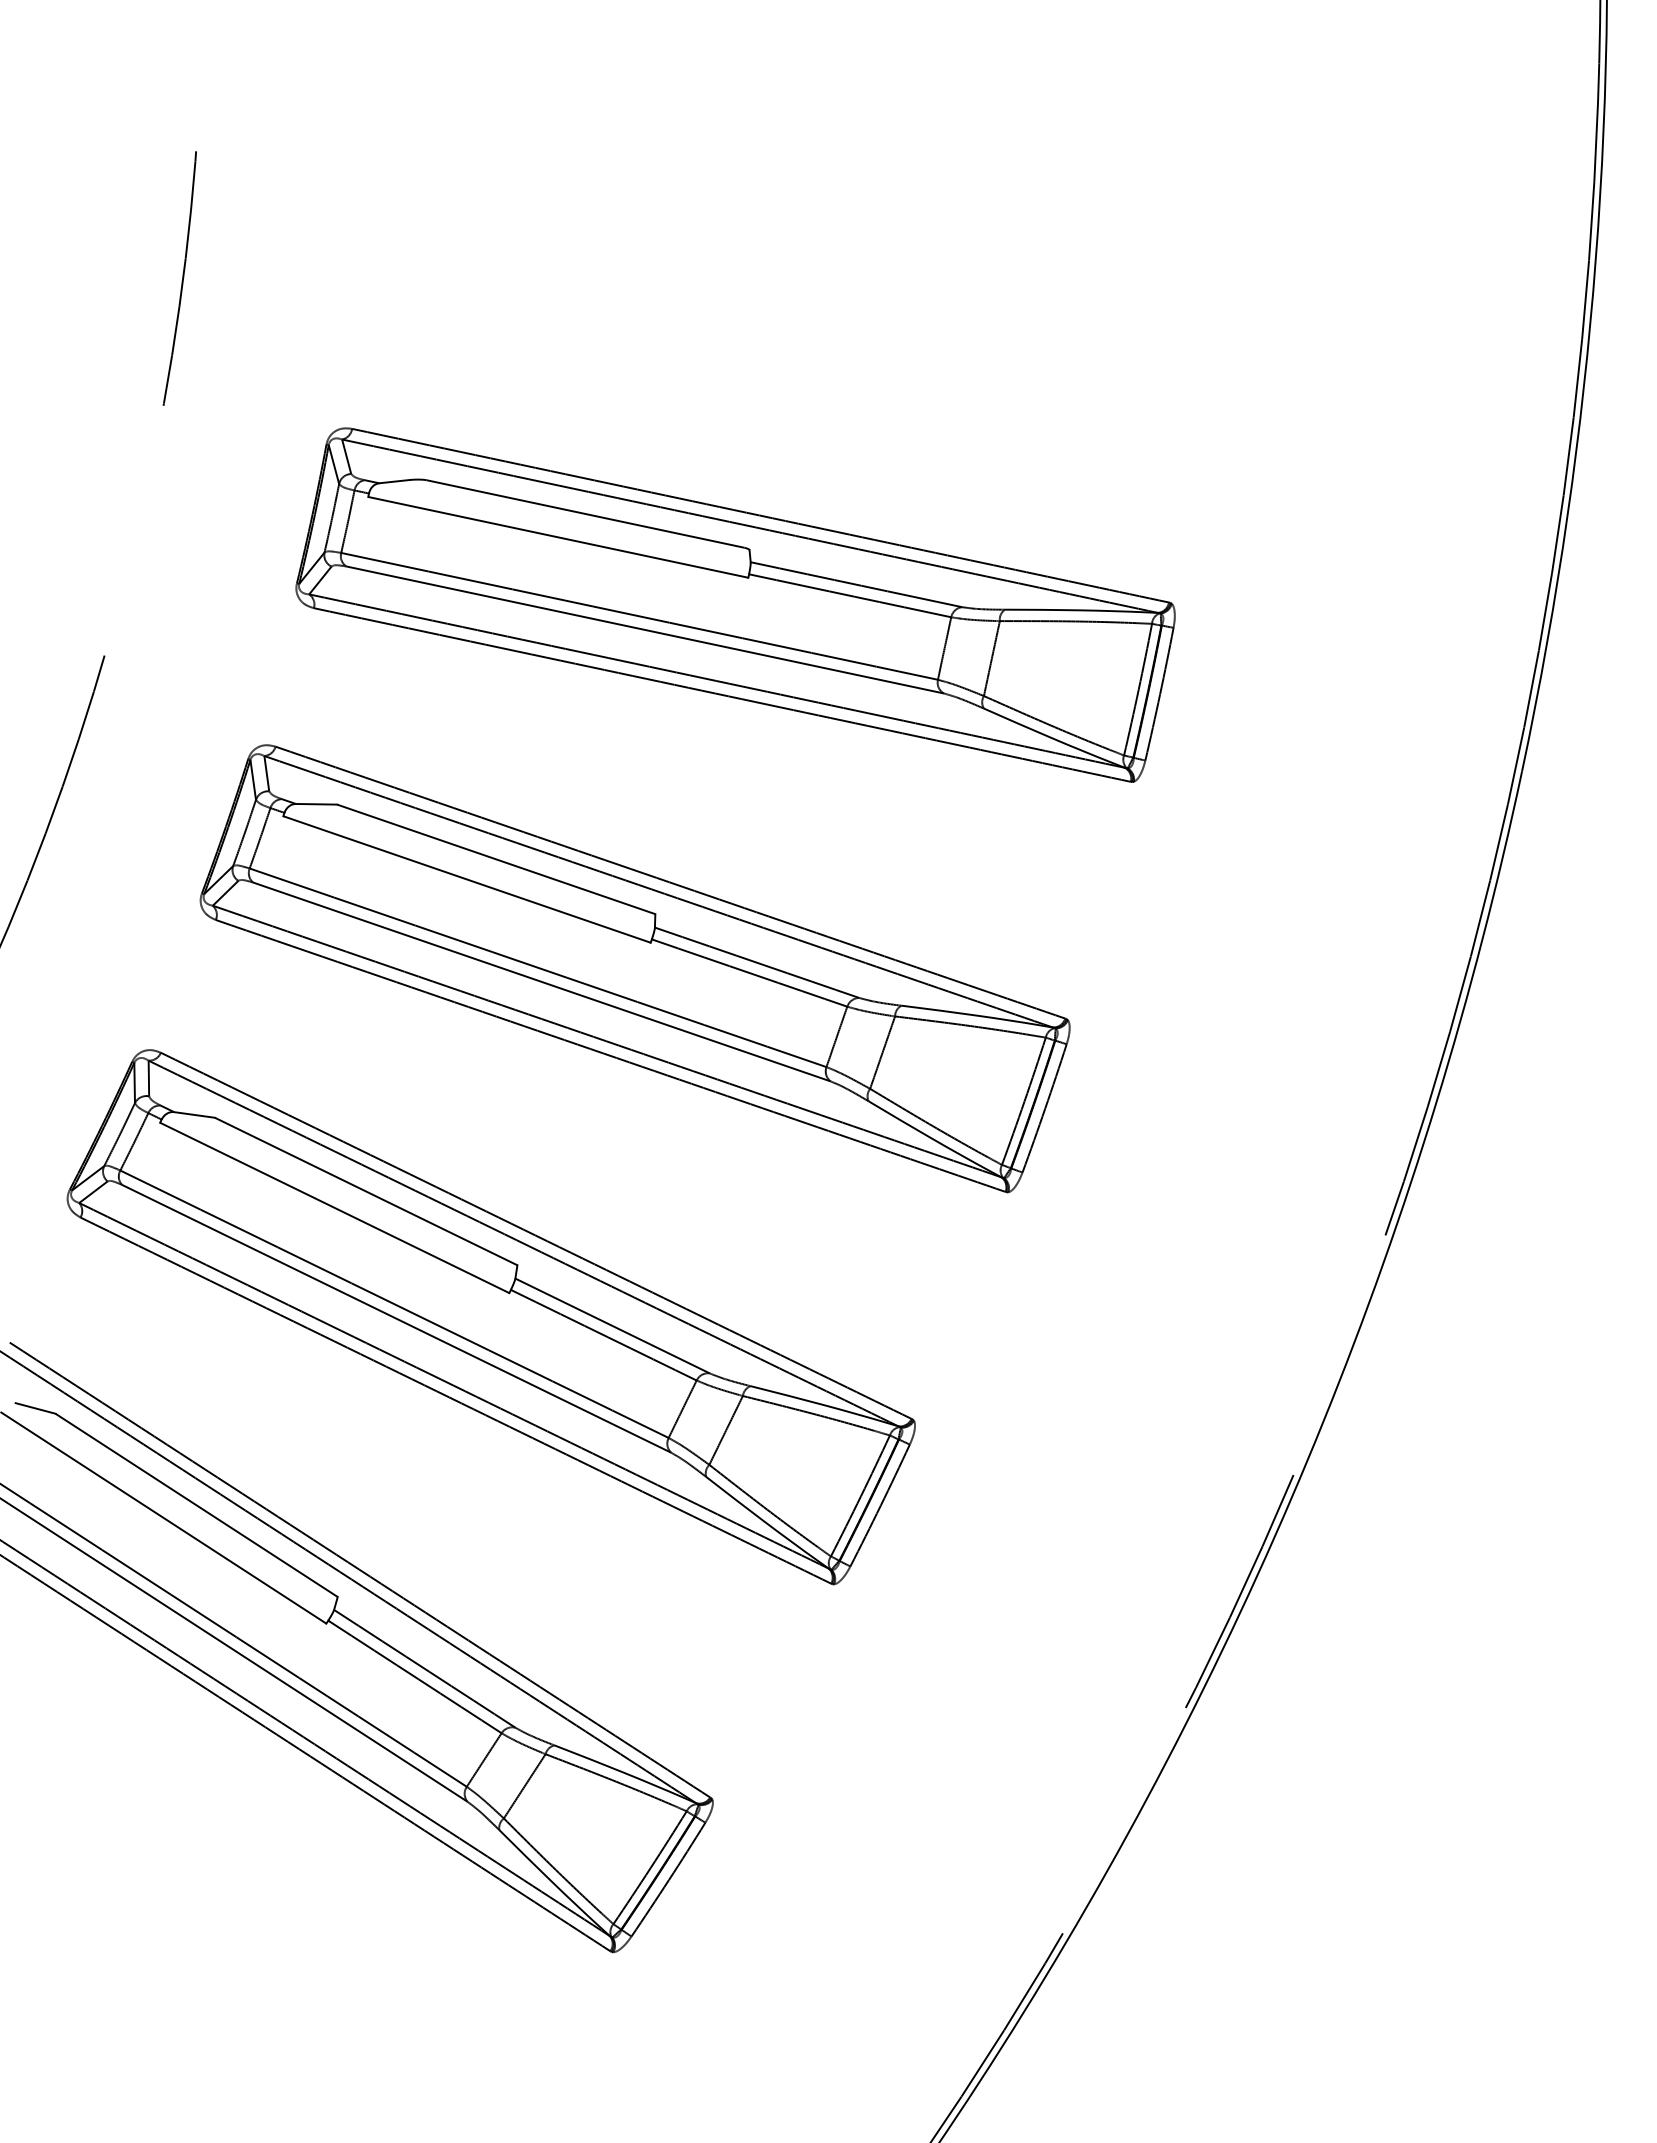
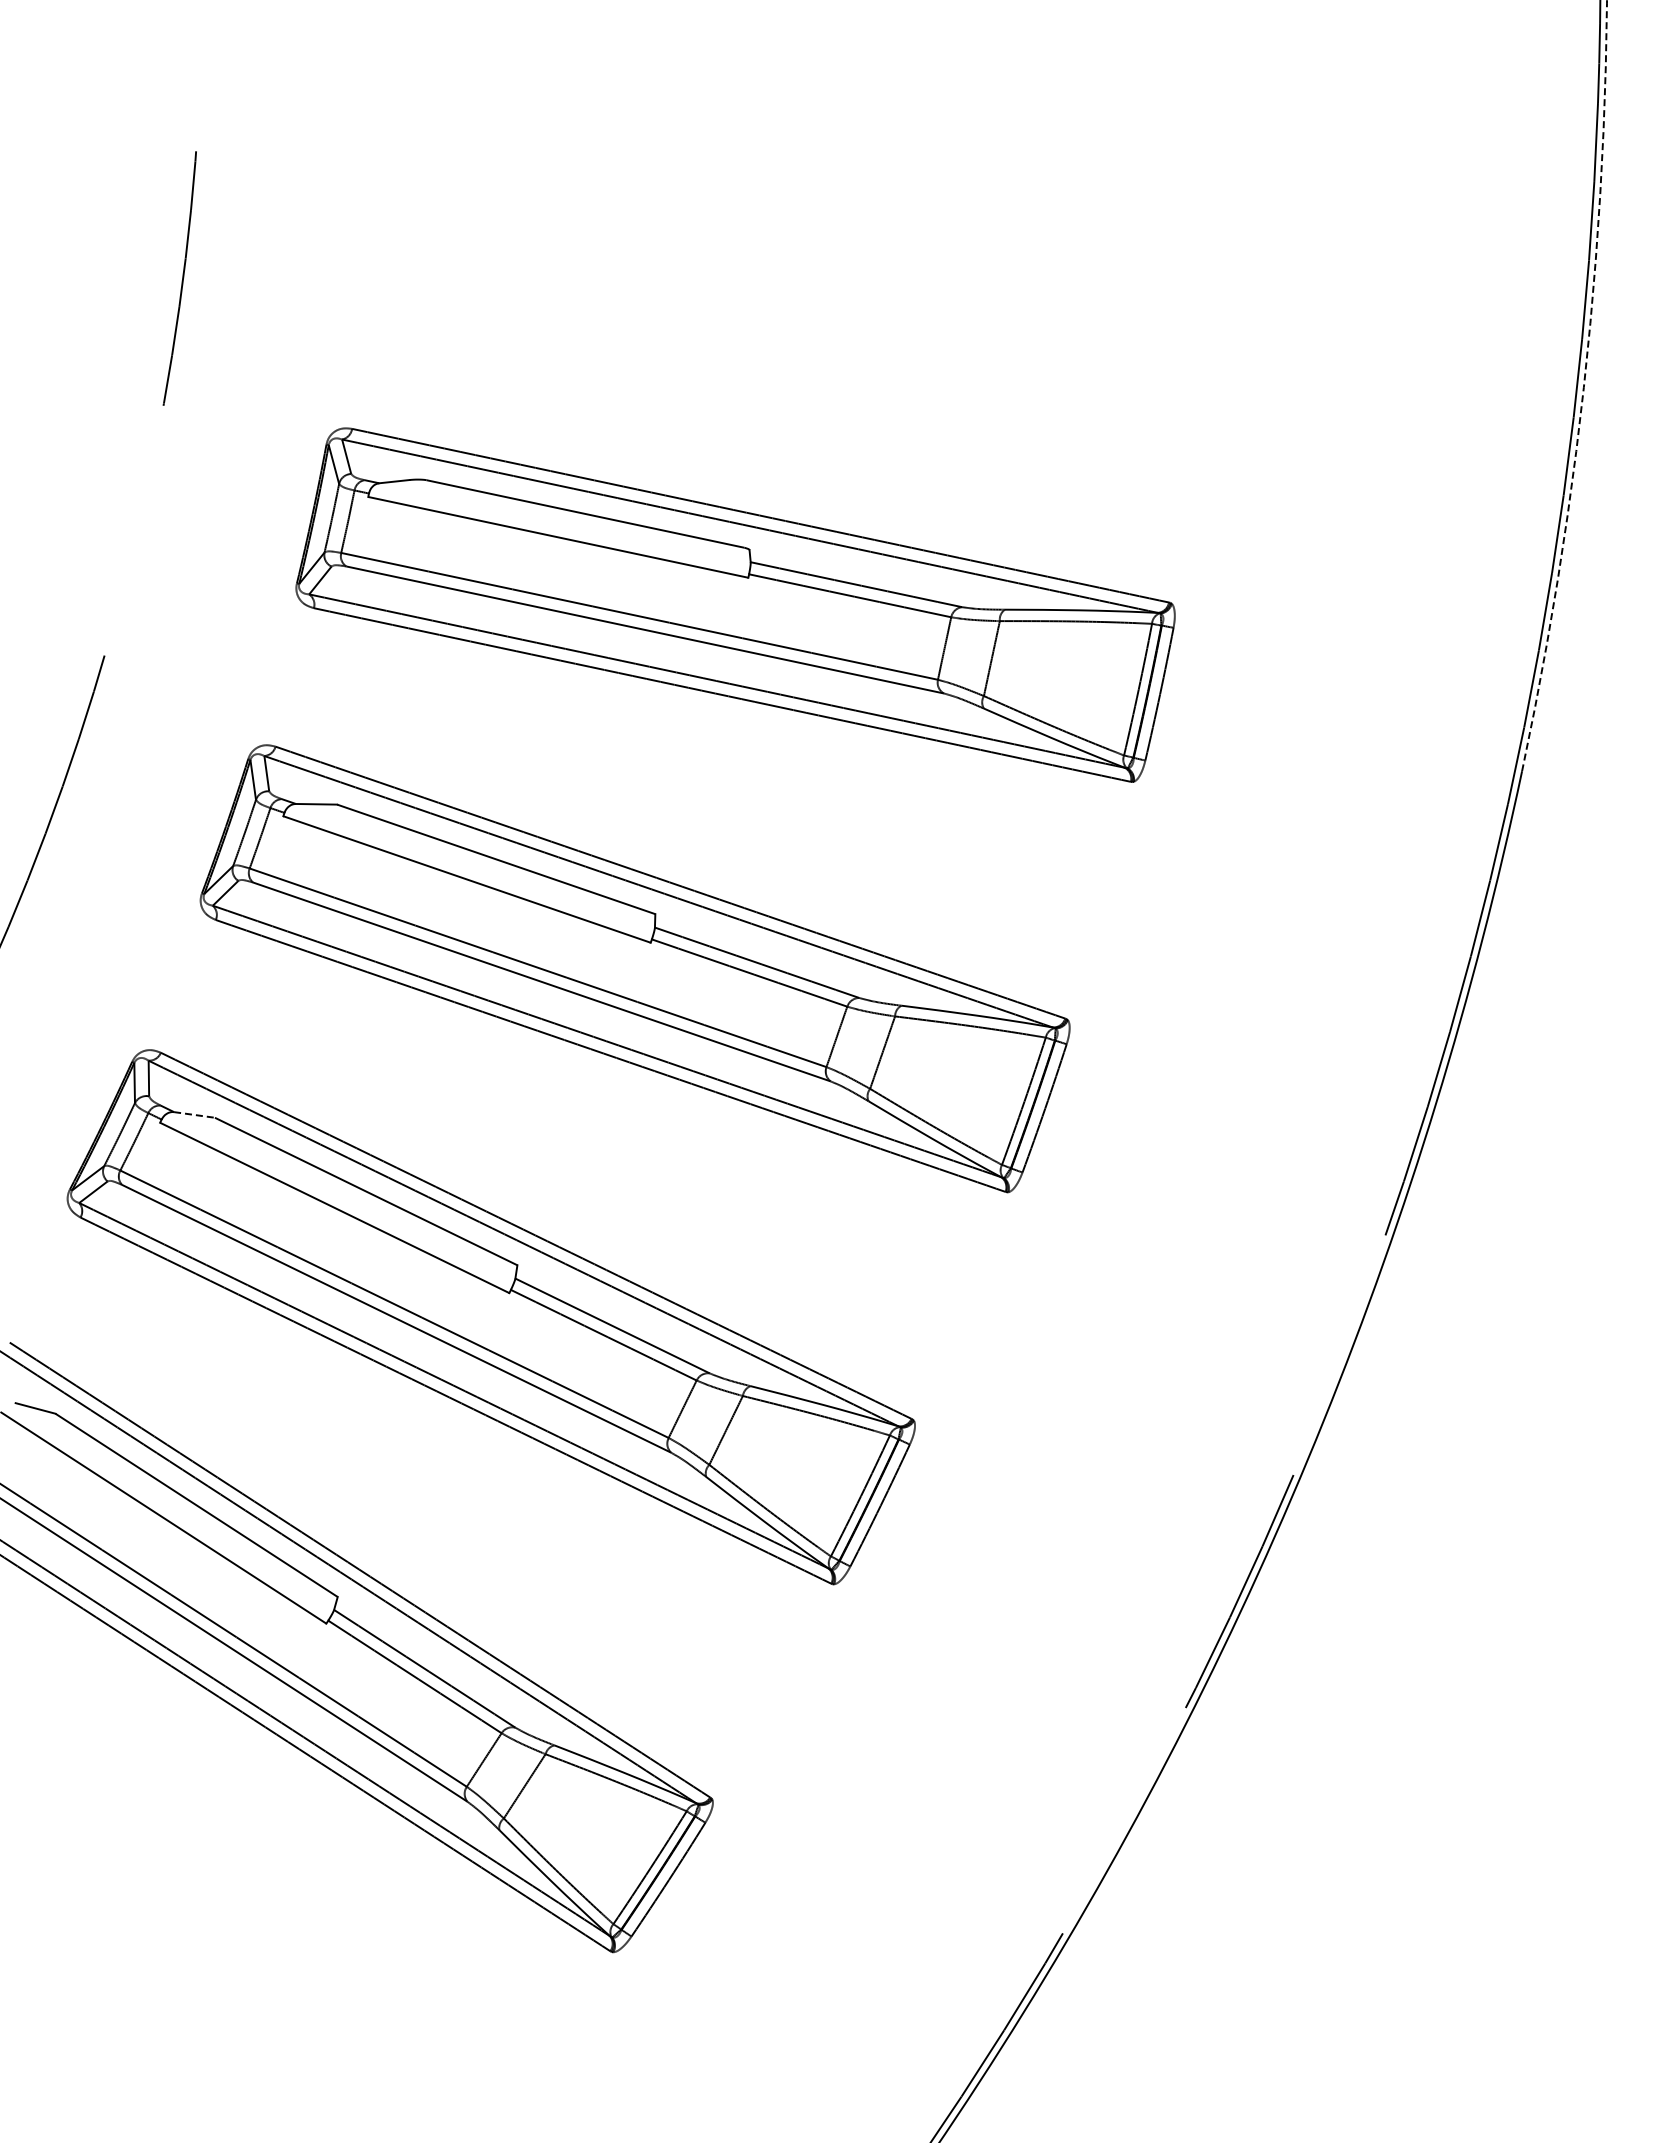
arc: solid -> dashed (1583, 387)
line: solid -> dashed (194, 1114)
